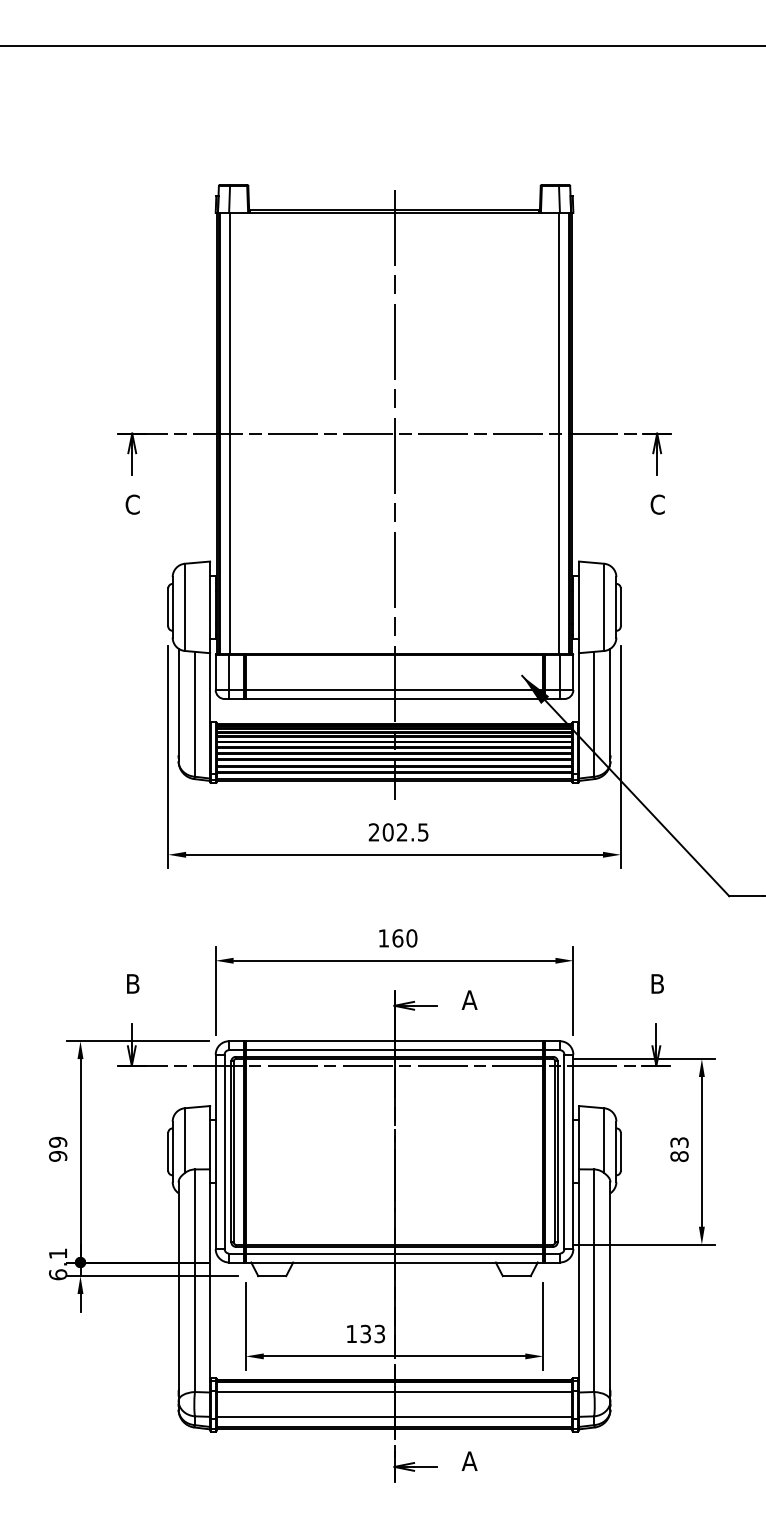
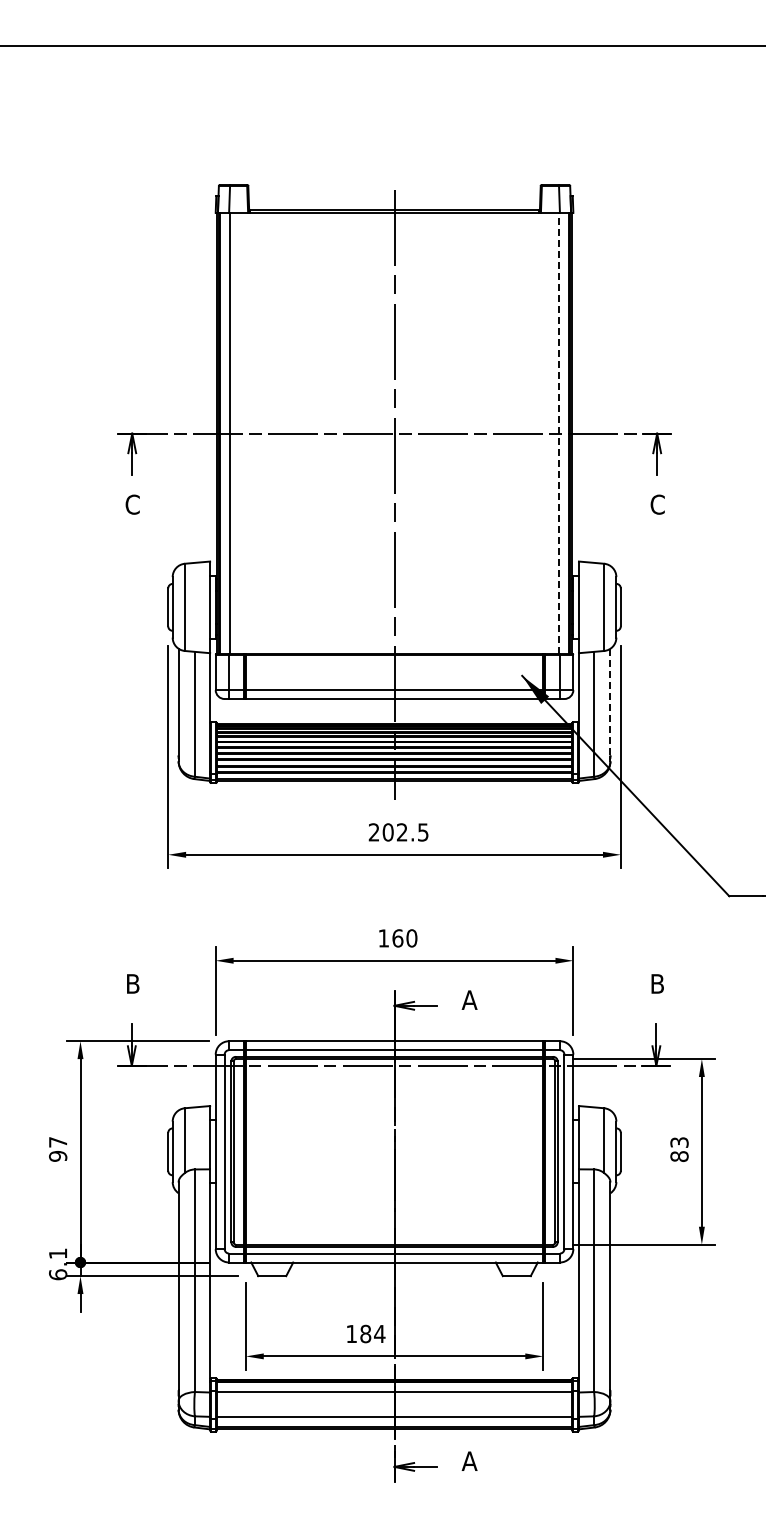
line: solid -> dashed (559, 433)
line: solid -> dashed (610, 701)
text: 99 -> 97 (58, 1141)
text: 133 -> 184 (372, 1333)
